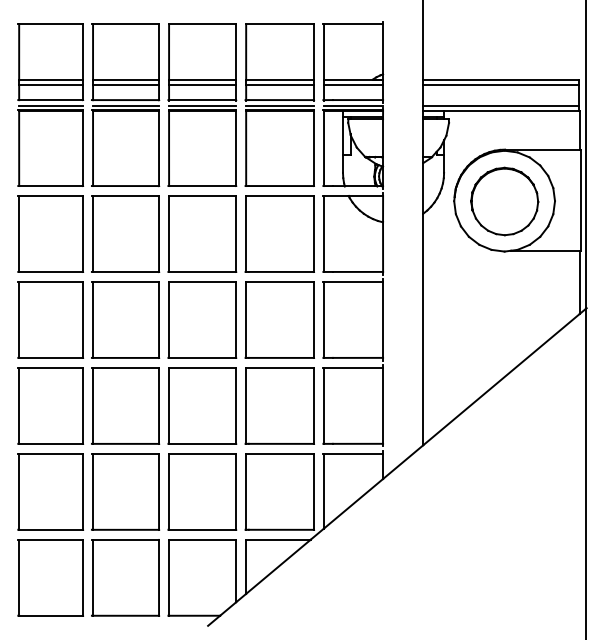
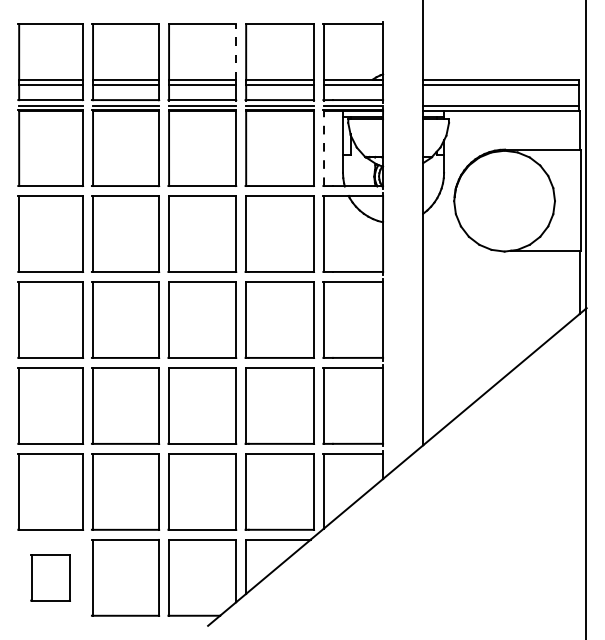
line: solid -> dashed (236, 51)
line: solid -> dashed (324, 148)
part: present -> none (504, 201)
part size: 67x78 px -> 41x48 px (50, 577)
